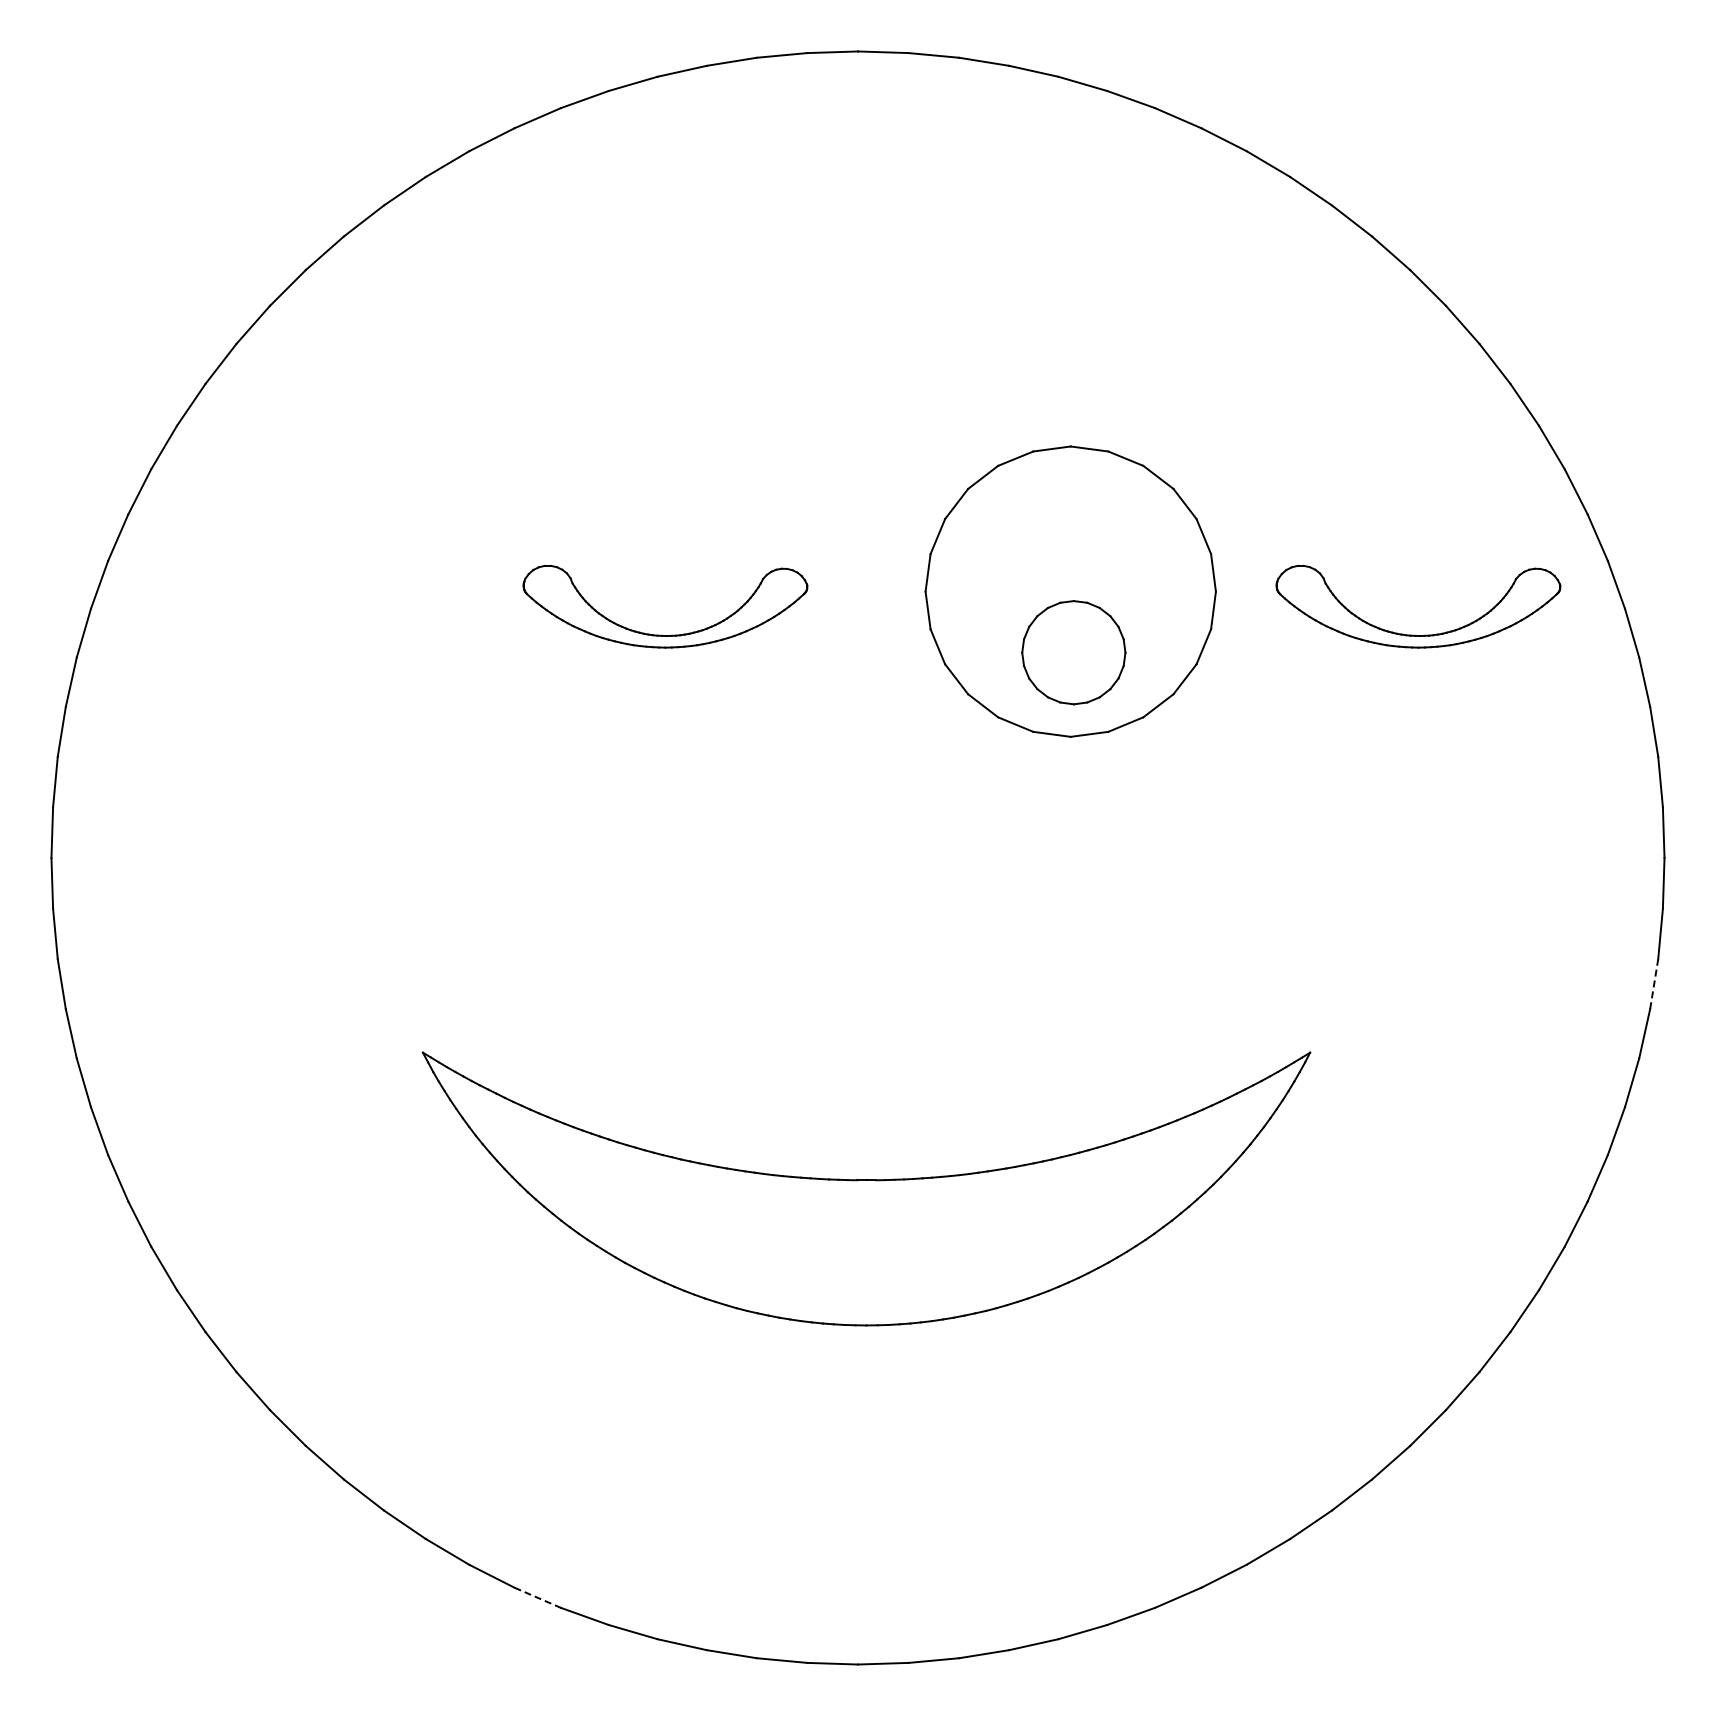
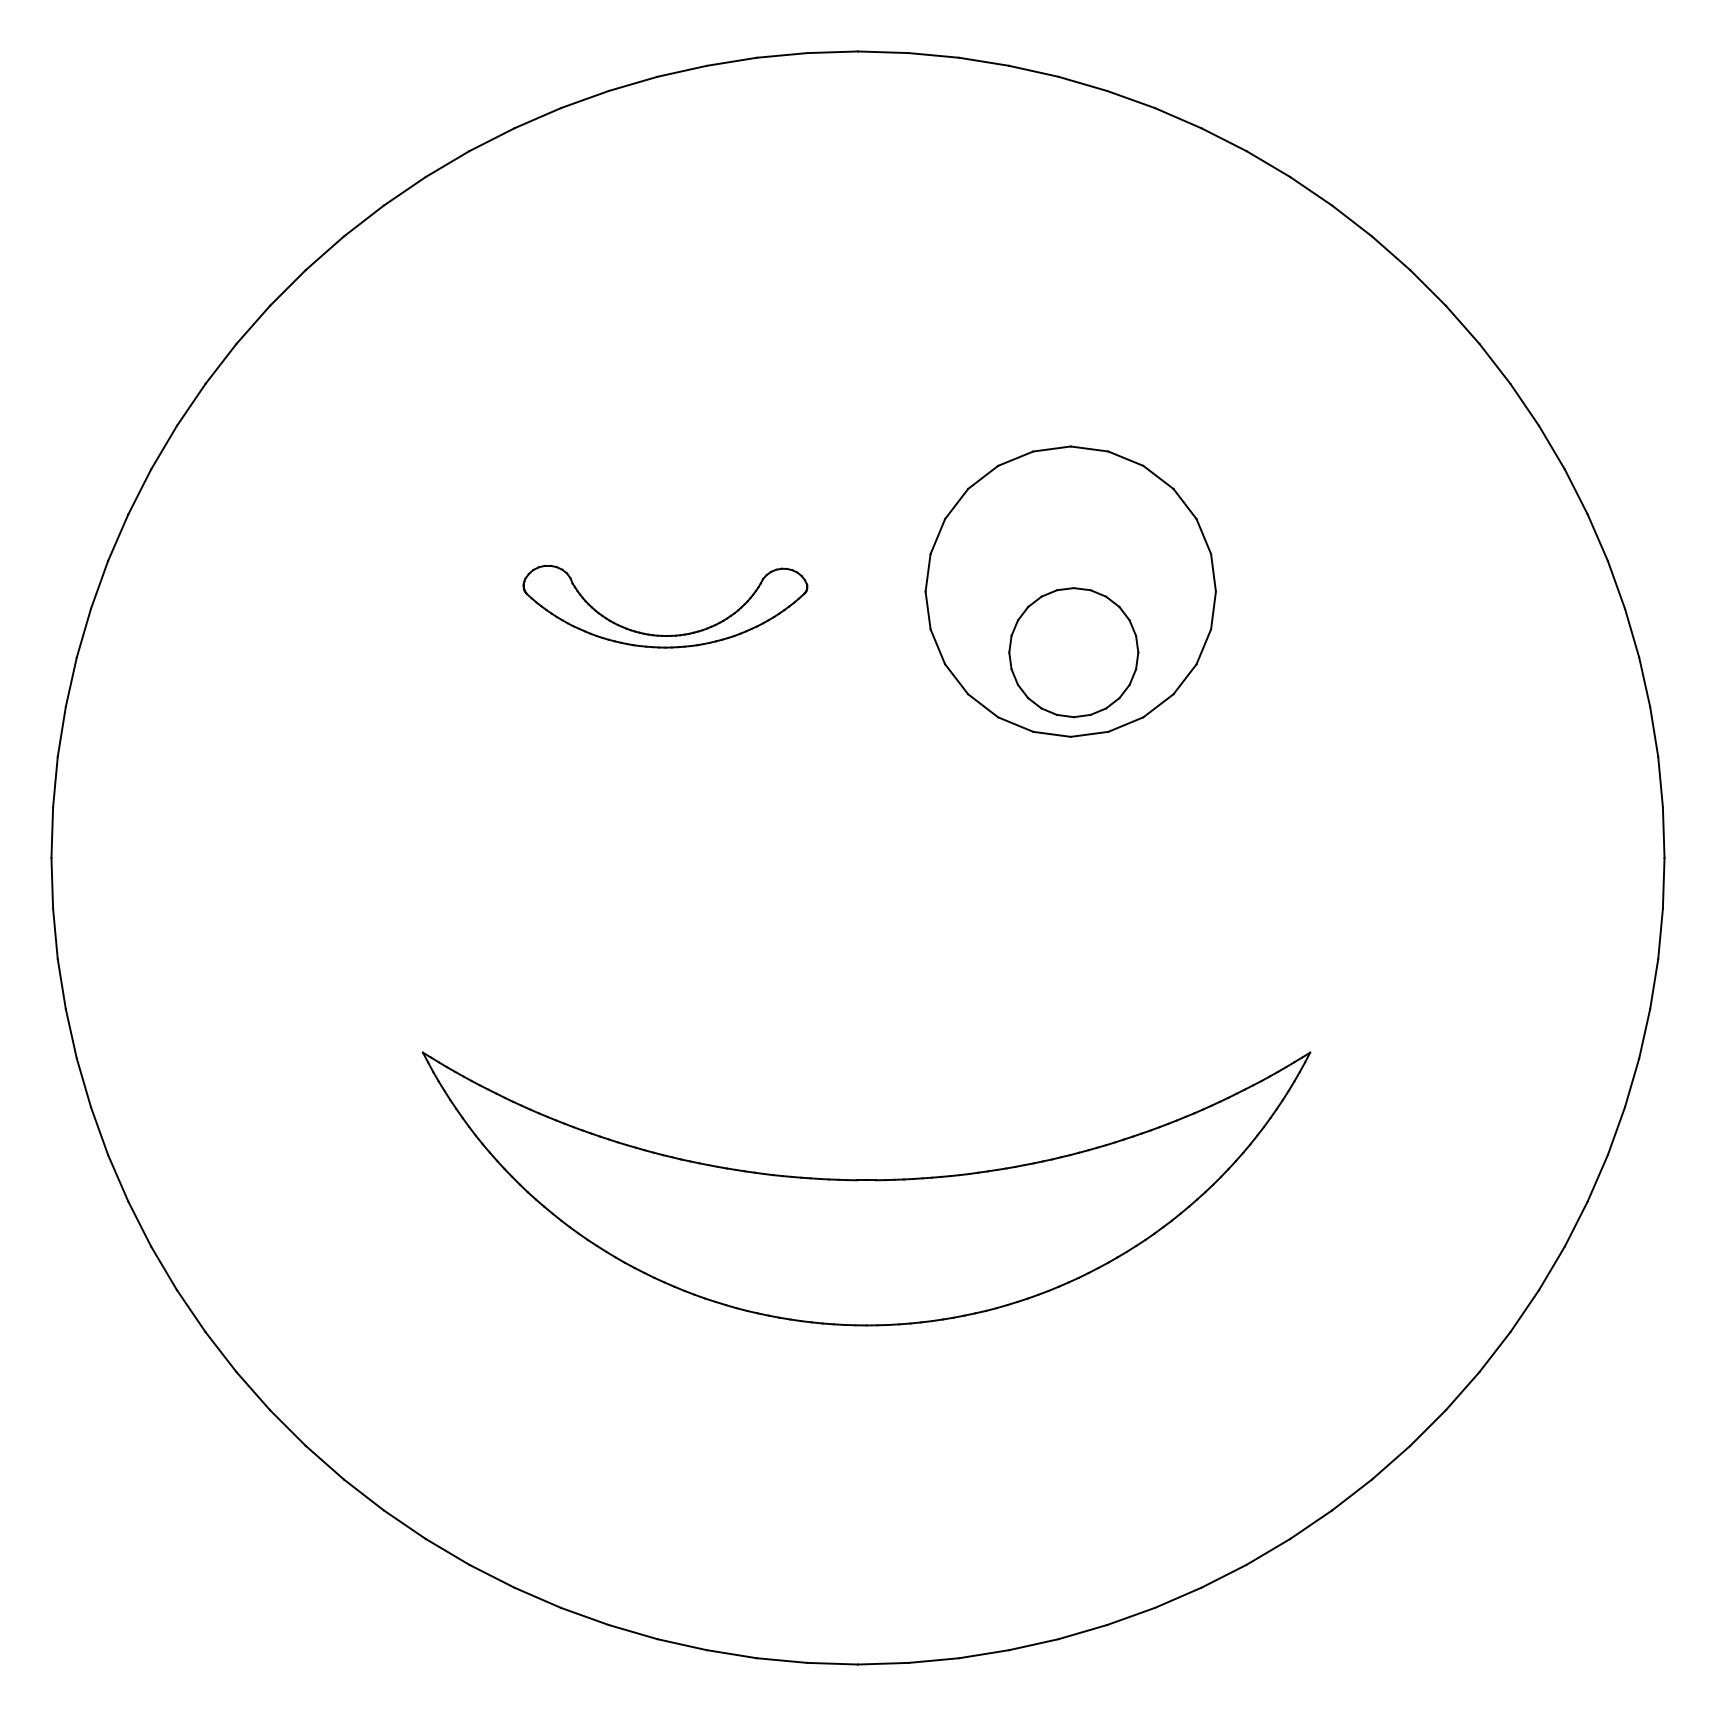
part: present -> none (1415, 634)
part size: 106x106 px -> 132x132 px (1073, 652)
line: dashed -> solid (1654, 983)
line: dashed -> solid (538, 1598)
